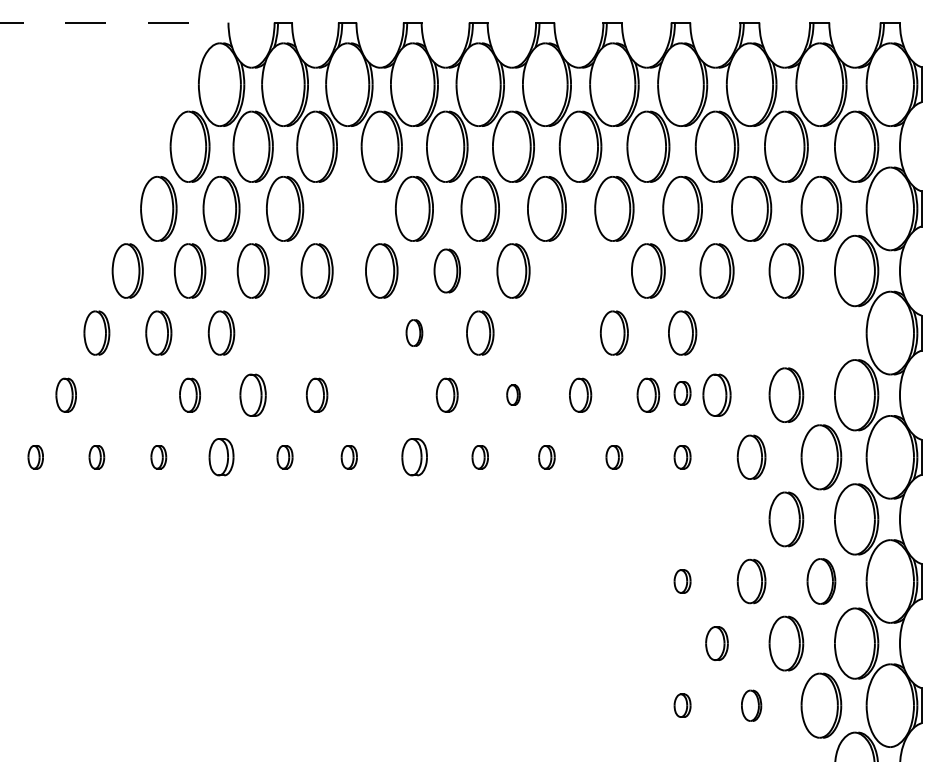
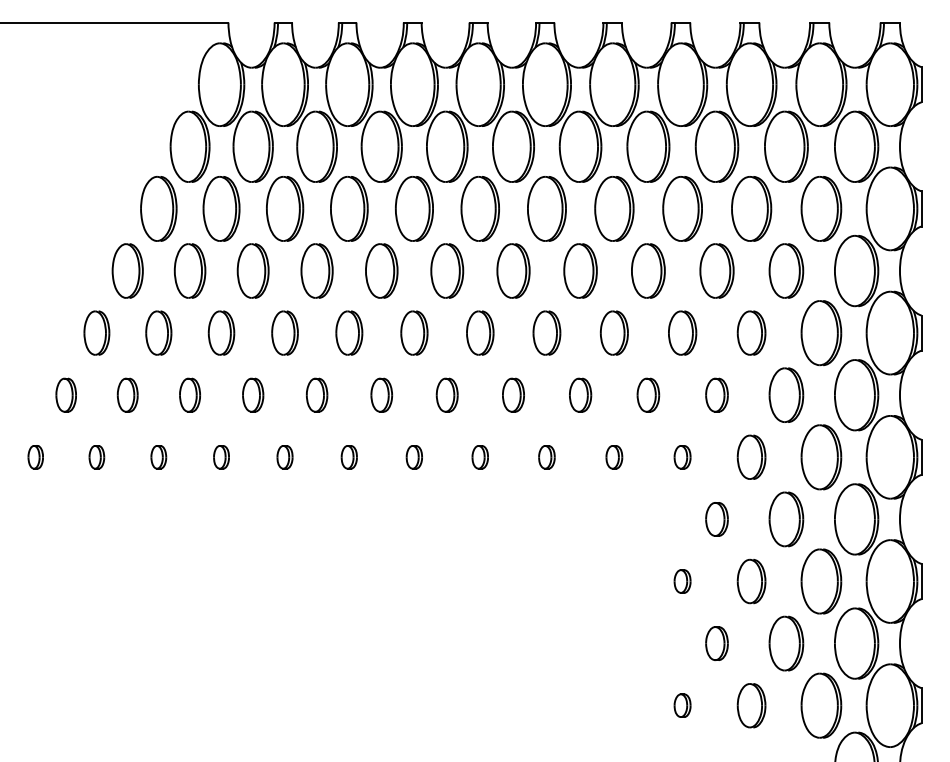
line: dashed -> solid (114, 22)
part: none -> present (349, 208)
part size: 28x46 px -> 35x56 px (447, 270)
part: none -> present (580, 270)
part: none -> present (284, 332)
part: none -> present (349, 332)
part size: 19x28 px -> 29x46 px (414, 332)
part: none -> present (546, 332)
part: none -> present (751, 332)
part: none -> present (821, 333)
part: present -> none (682, 393)
part: none -> present (127, 394)
part size: 28x44 px -> 23x36 px (253, 394)
part: none -> present (381, 394)
part size: 15x22 px -> 23x36 px (513, 394)
part size: 30x44 px -> 24x36 px (716, 394)
part size: 27x39 px -> 17x25 px (221, 457)
part size: 27x39 px -> 18x25 px (413, 457)
part: none -> present (716, 519)
part size: 31x47 px -> 43x67 px (821, 581)
part size: 22x33 px -> 31x46 px (751, 705)
